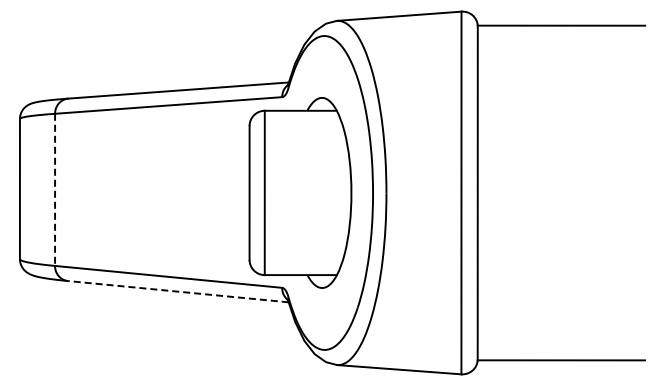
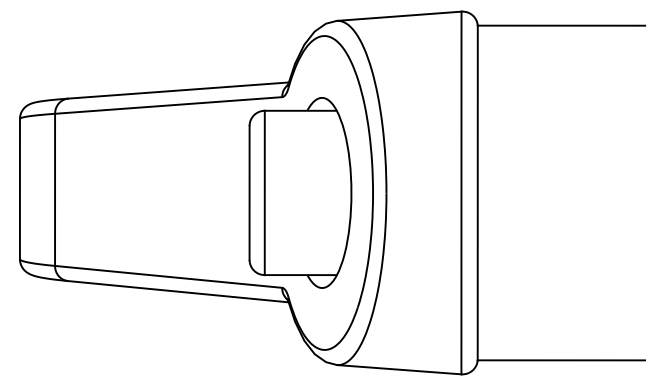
line: dashed -> solid (55, 190)
line: dashed -> solid (178, 291)
